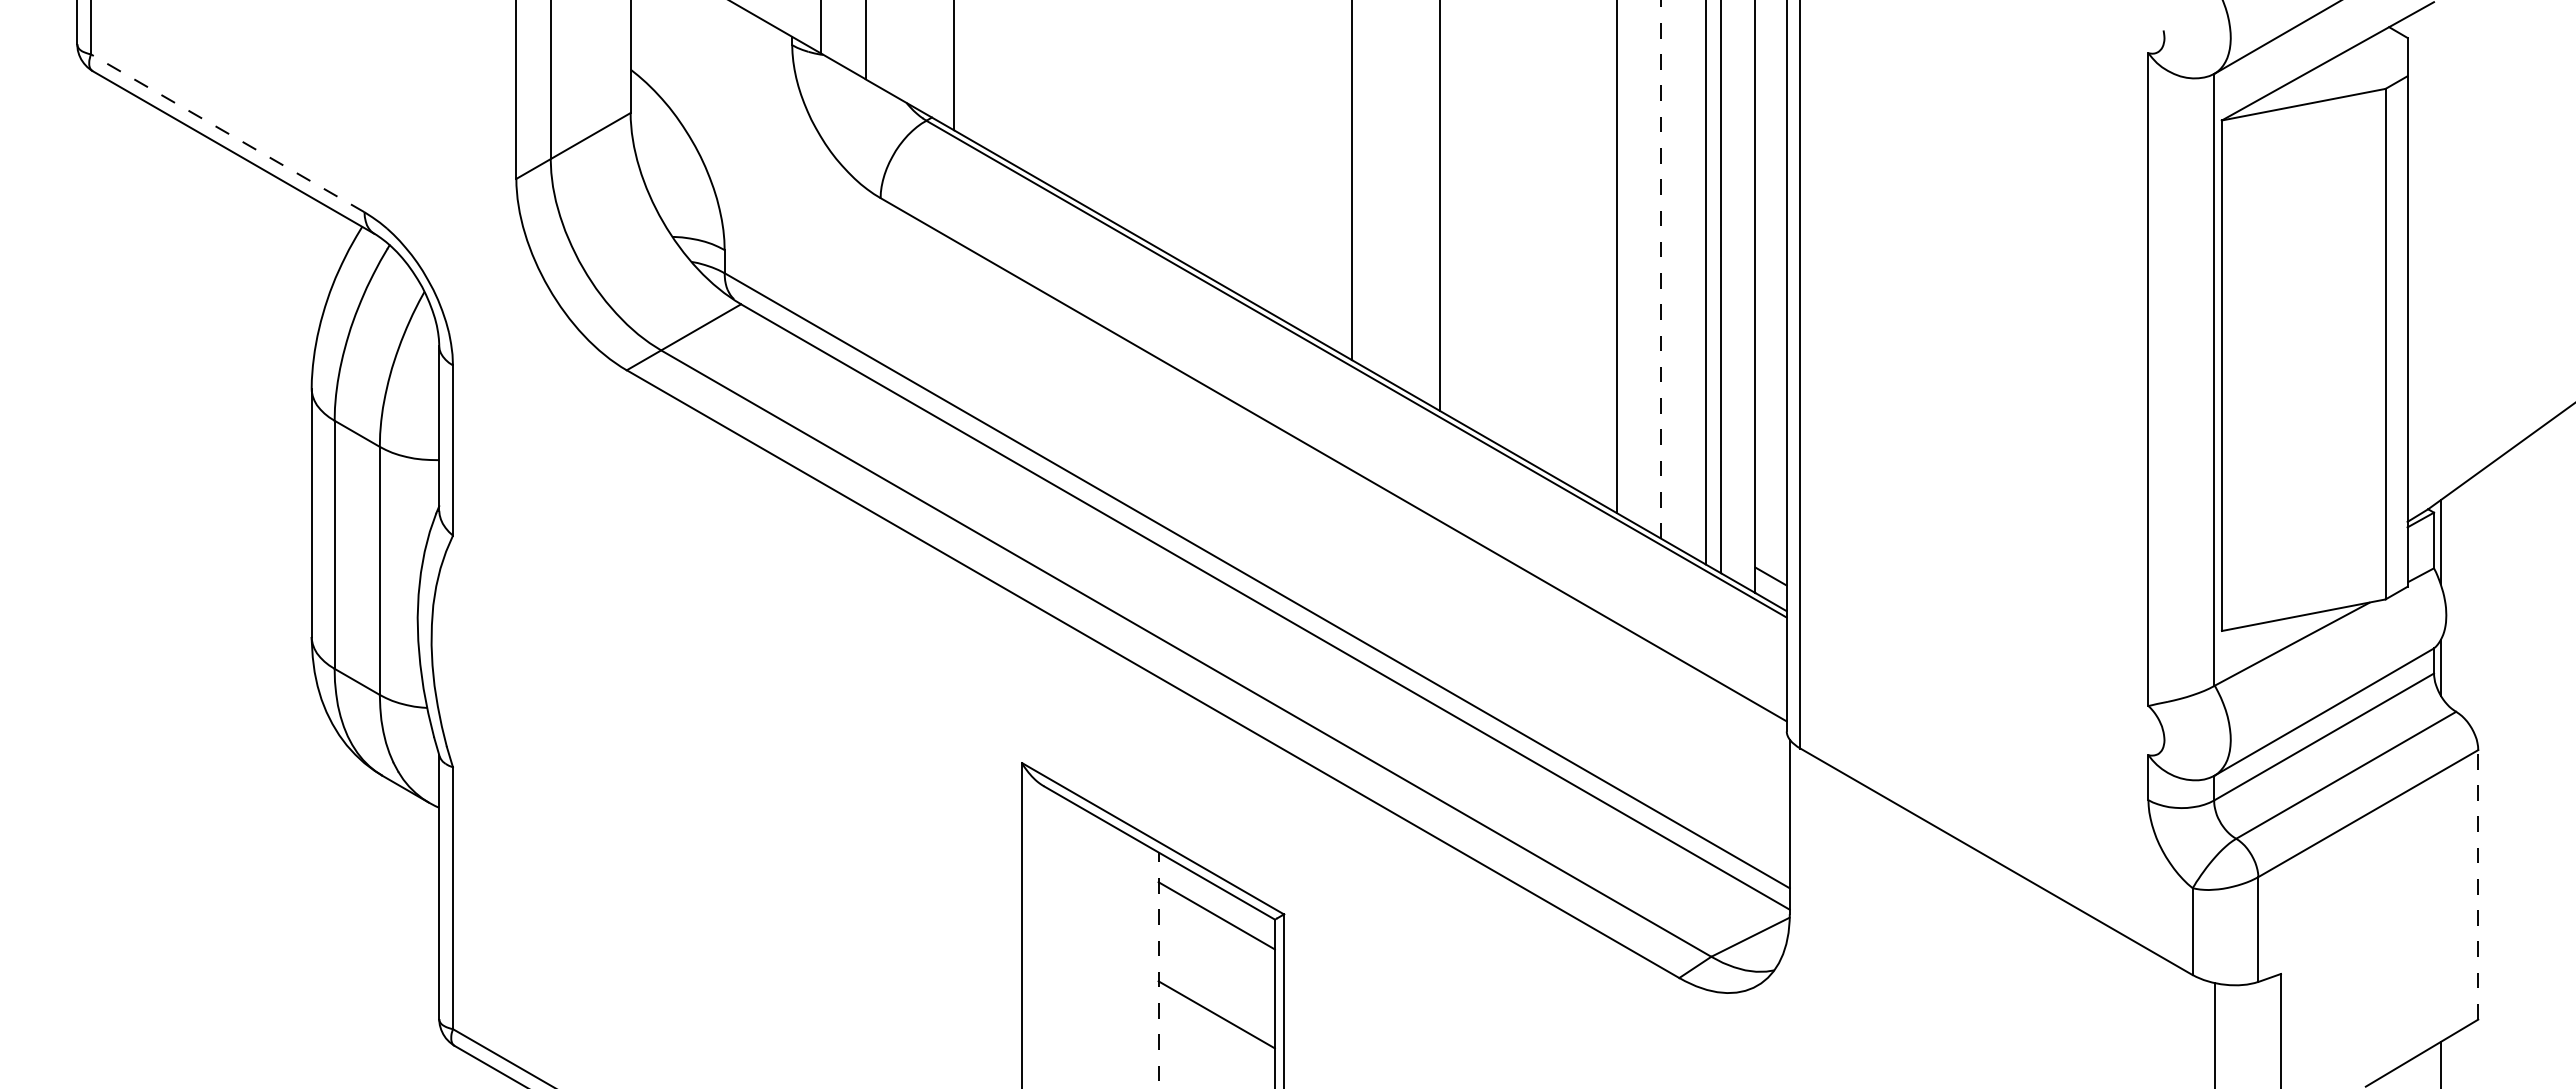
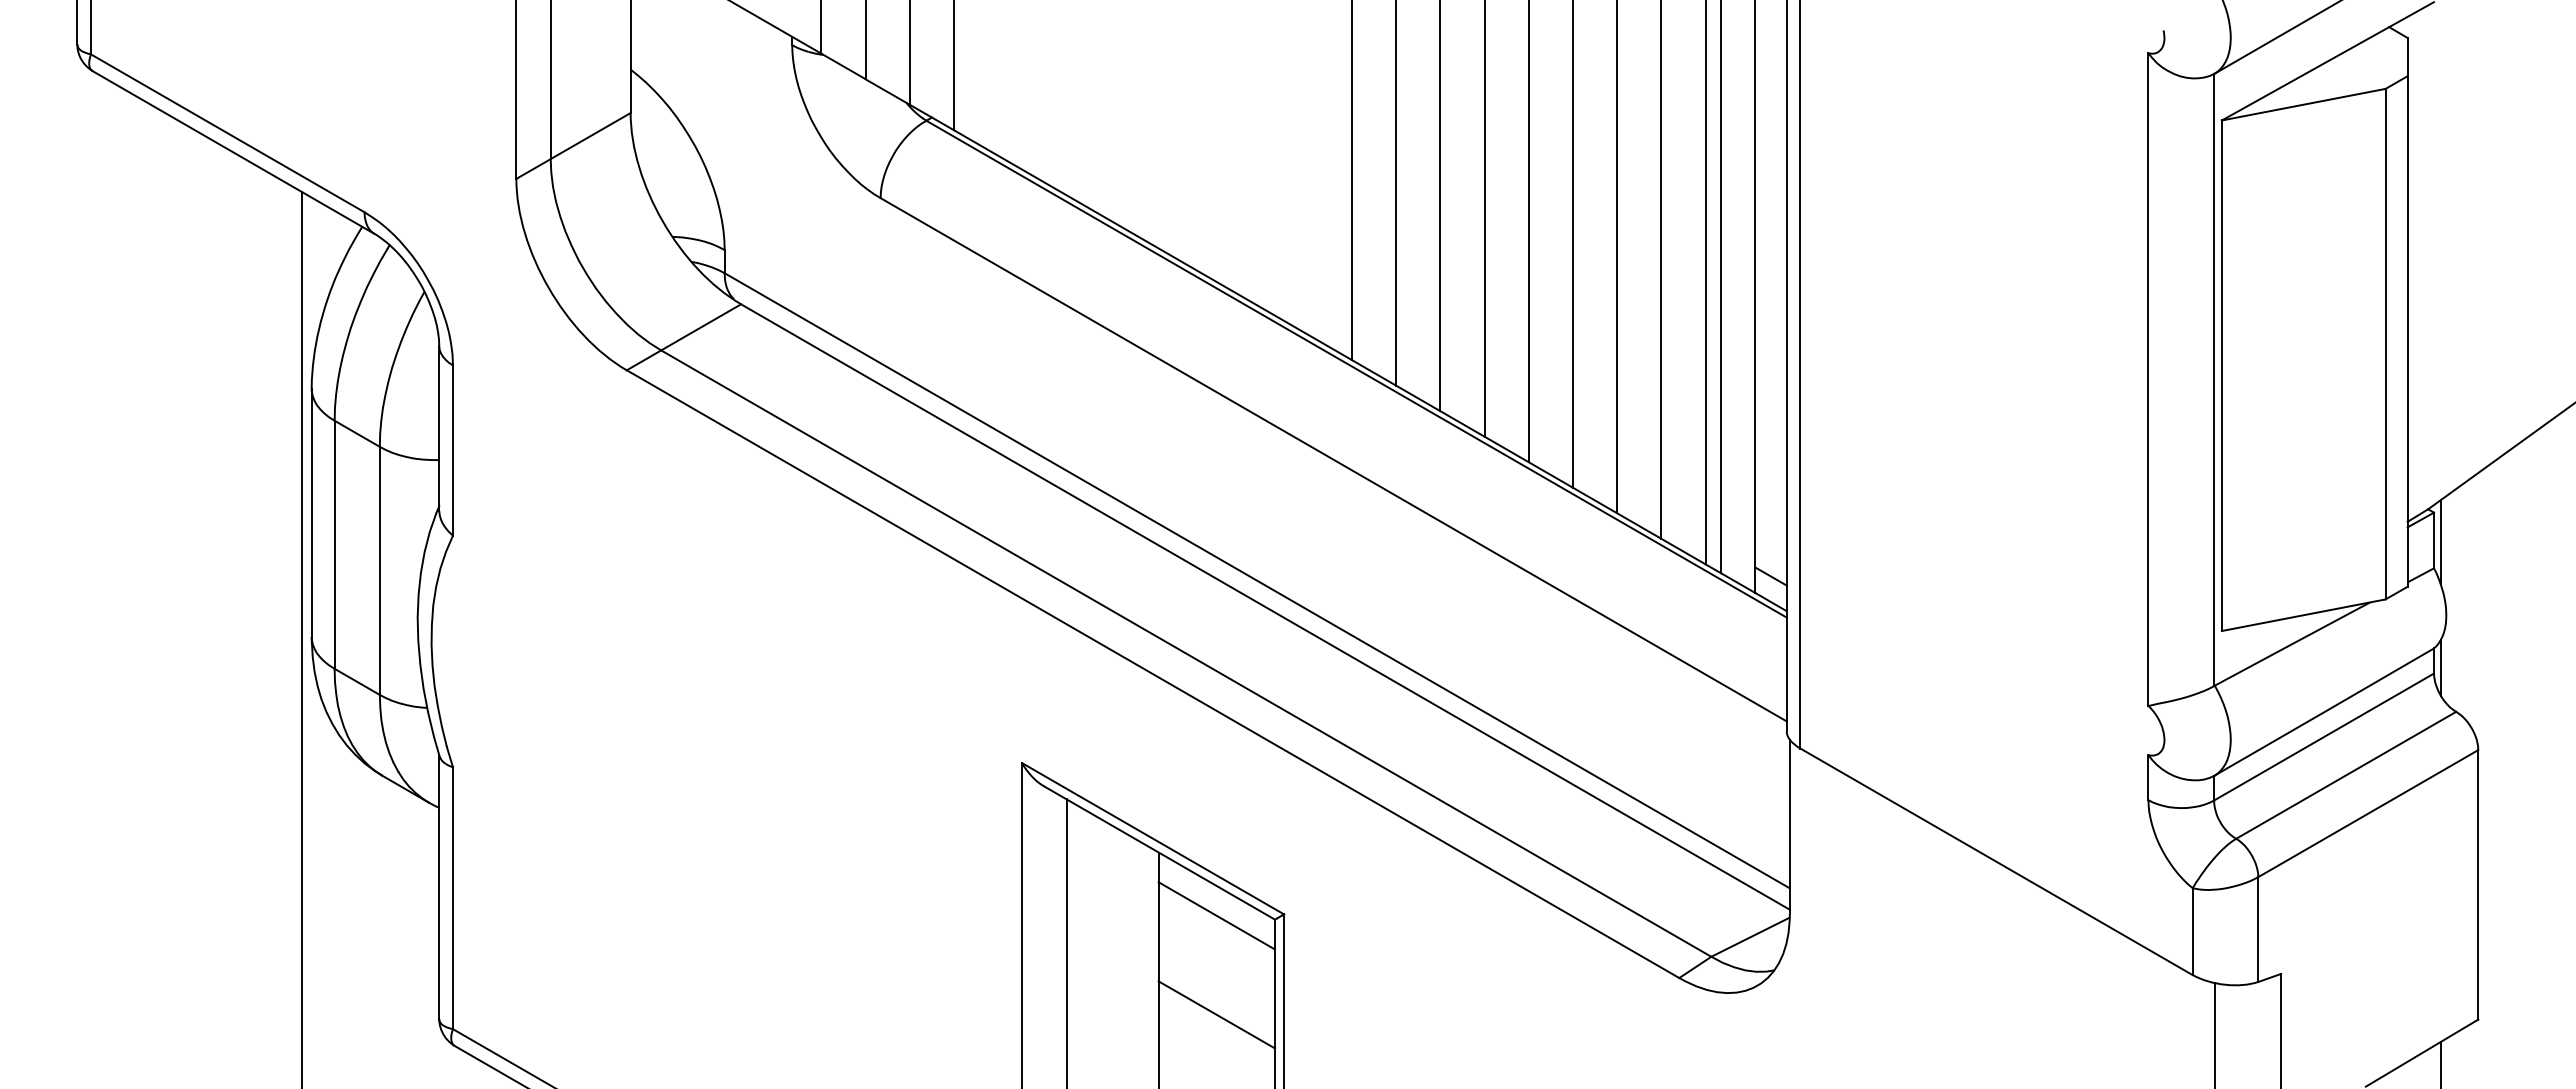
line: none -> present (909, 53)
line: dashed -> solid (227, 133)
line: none -> present (1396, 193)
line: none -> present (1484, 219)
line: none -> present (1528, 232)
line: none -> present (1573, 244)
line: dashed -> solid (1661, 269)
line: none -> present (302, 638)
line: dashed -> solid (2478, 884)
line: none -> present (1066, 942)
line: dashed -> solid (1158, 970)
